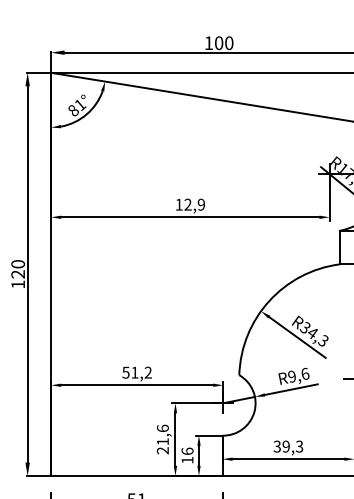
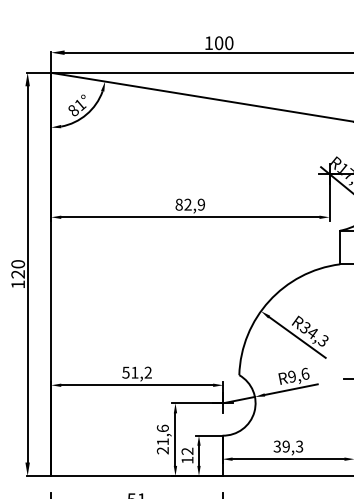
text: 12,9 -> 82,9 (178, 204)
text: 16 -> 12 (187, 450)
